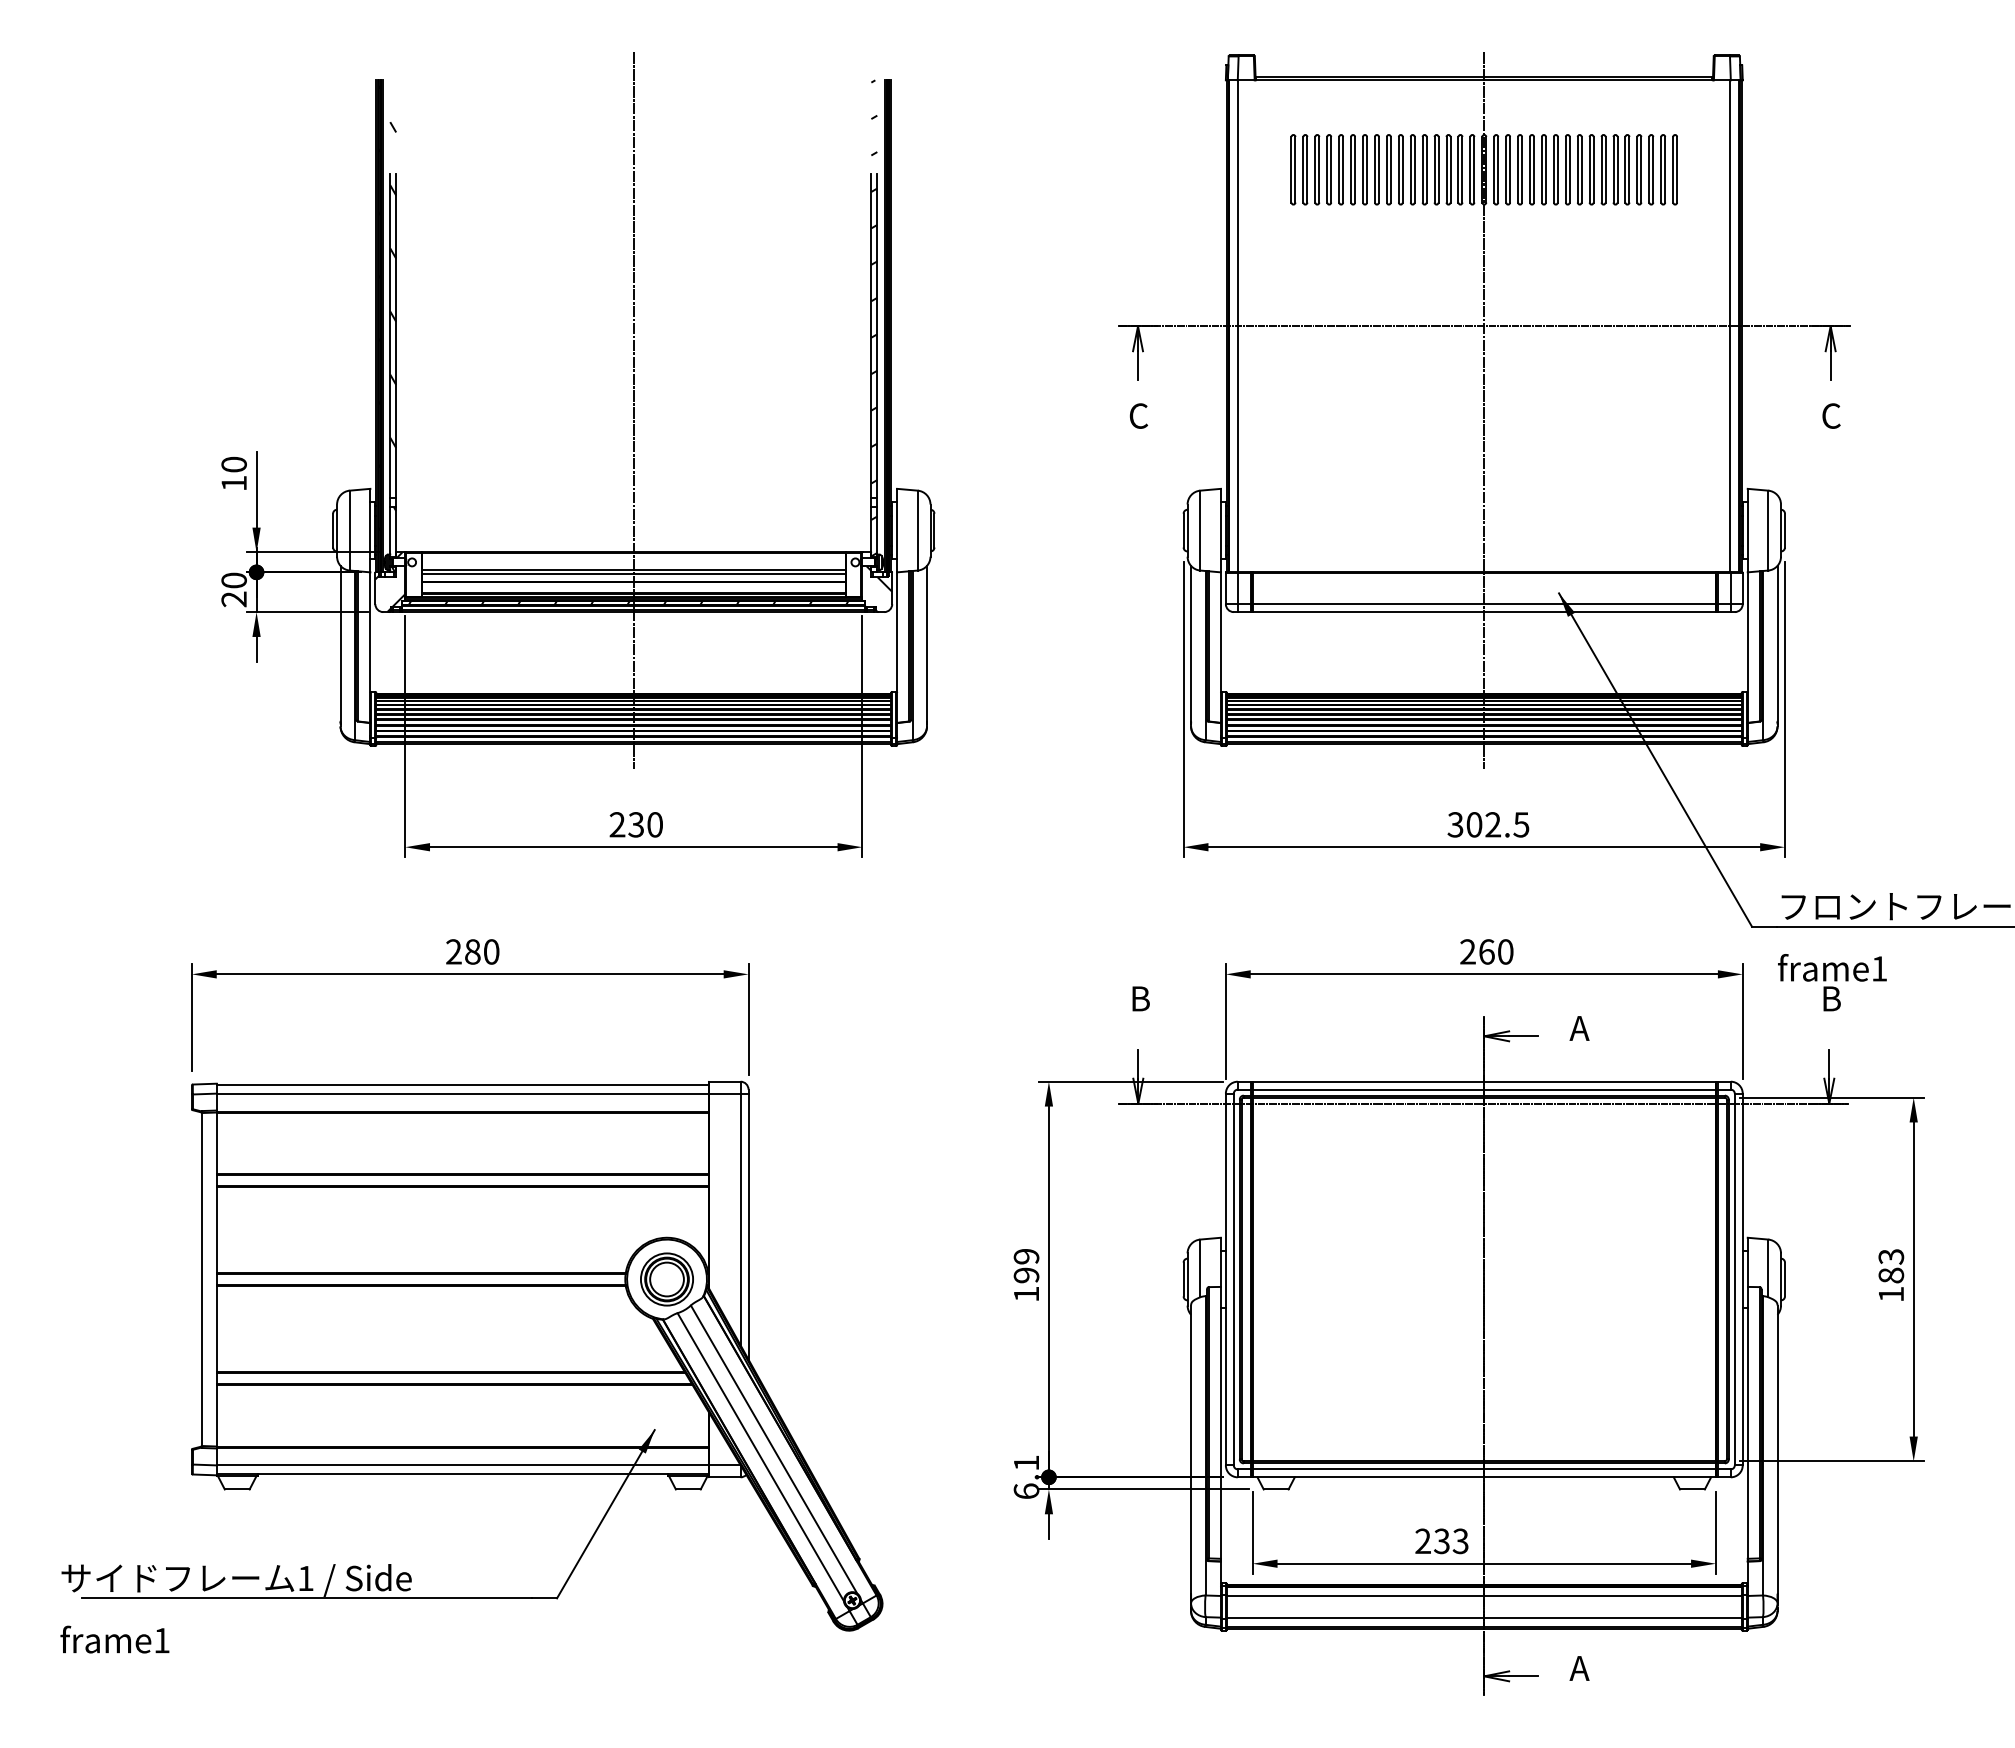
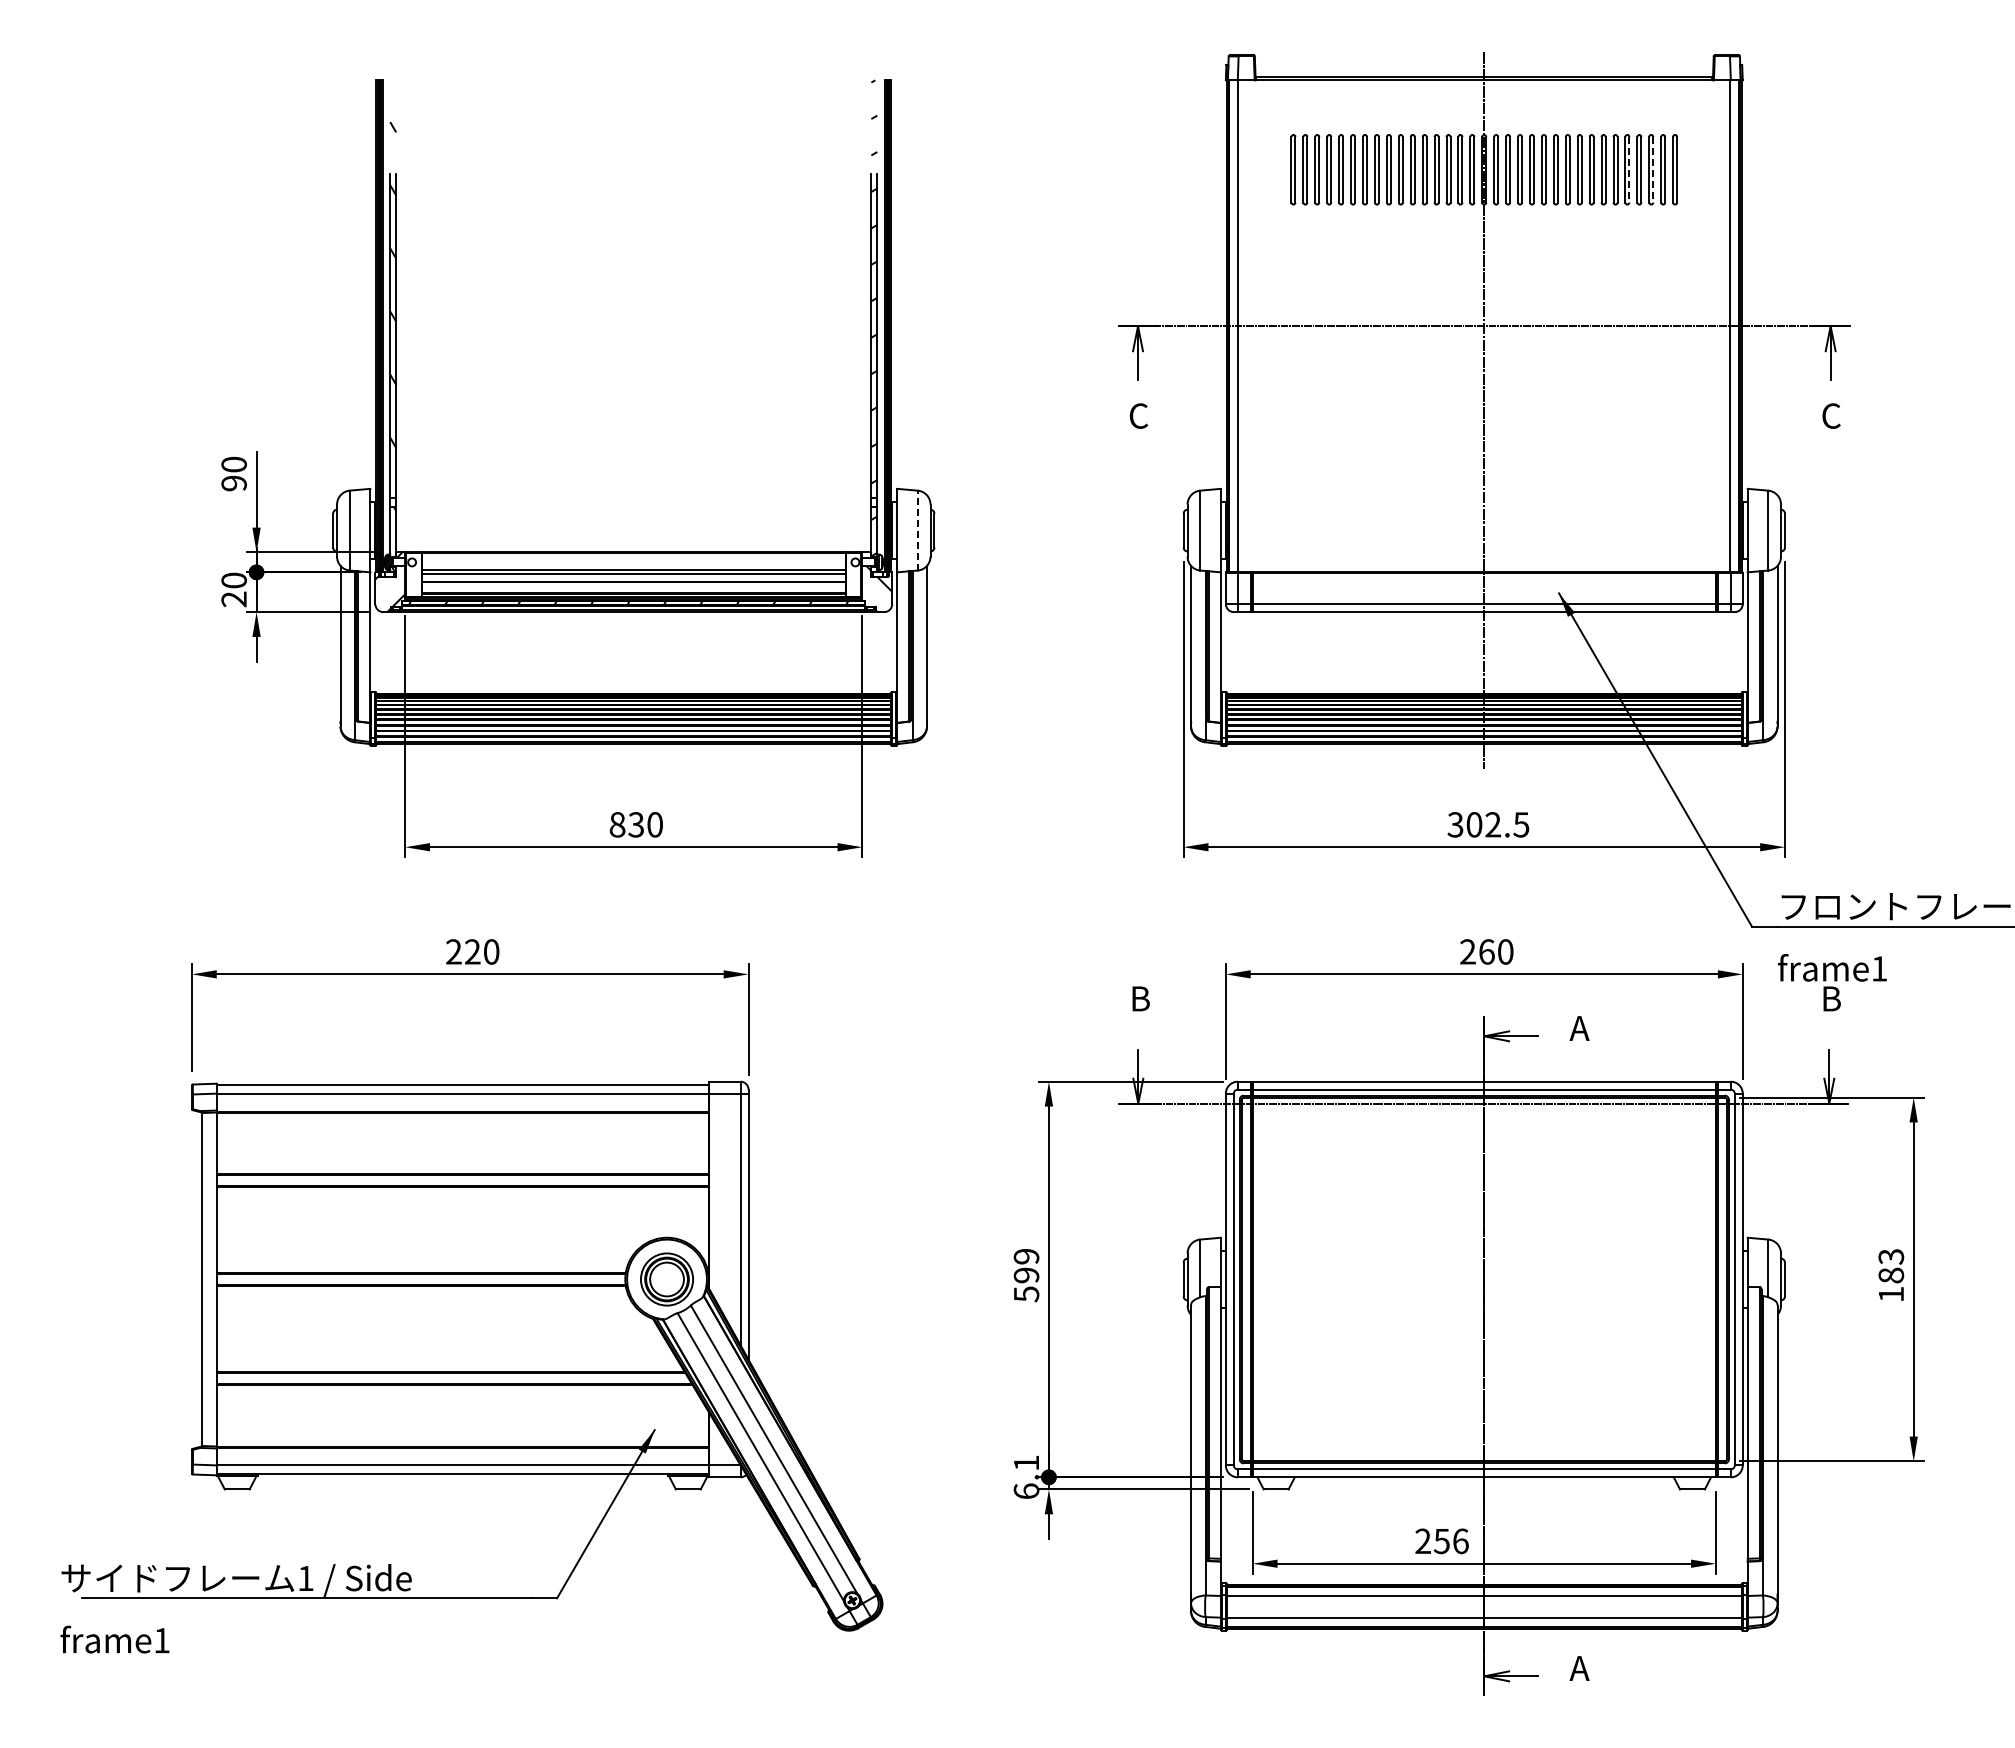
line: solid -> dashed (1629, 169)
line: solid -> dashed (1653, 169)
line: present -> none (633, 410)
text: 10 -> 90 (233, 483)
line: solid -> dashed (917, 530)
text: 230 -> 830 (617, 824)
text: 280 -> 220 (472, 951)
text: 199 -> 599 (1026, 1294)
text: 233 -> 256 (1451, 1541)
